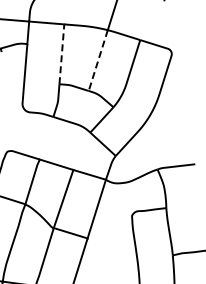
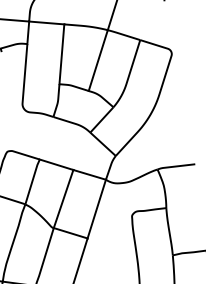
line: dashed -> solid (61, 53)
line: dashed -> solid (98, 60)
